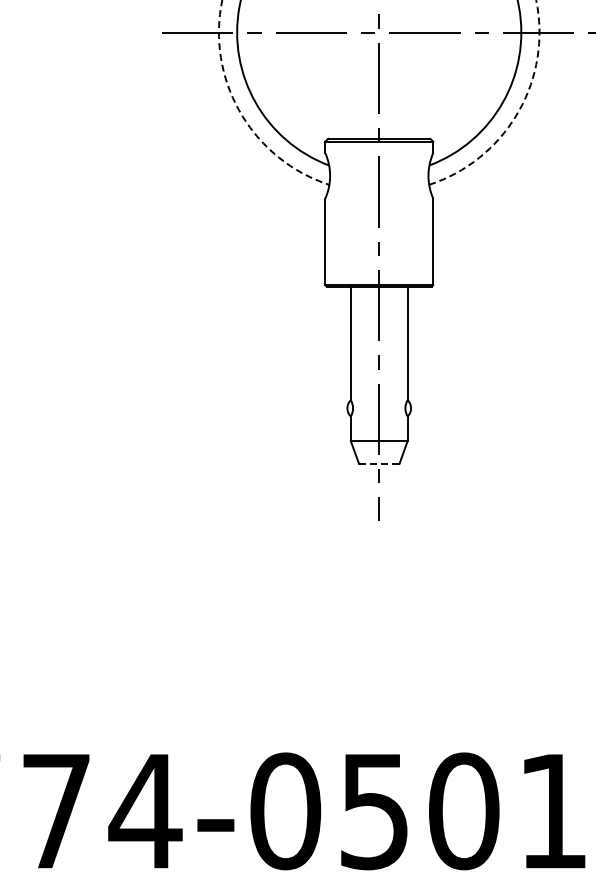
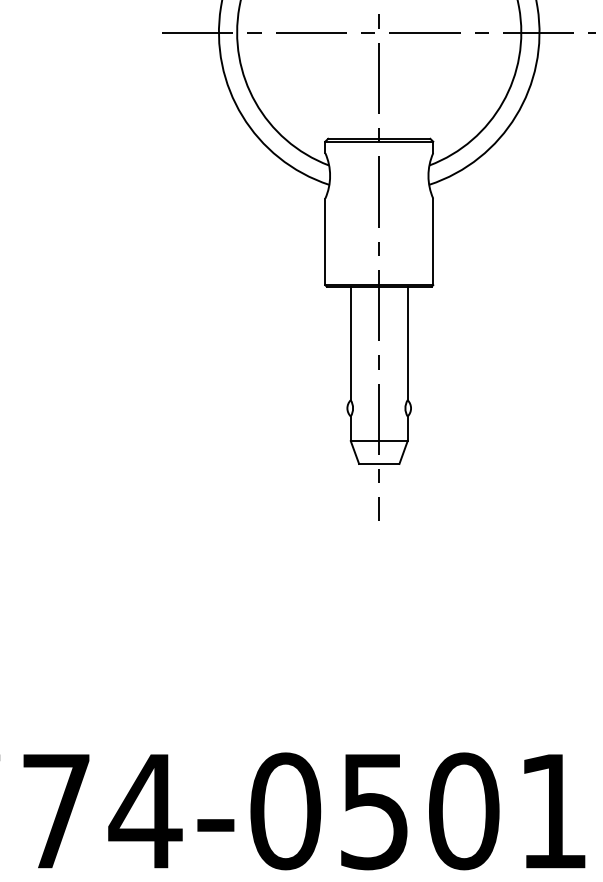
arc: dashed -> solid (222, 0)
line: dashed -> solid (379, 463)
